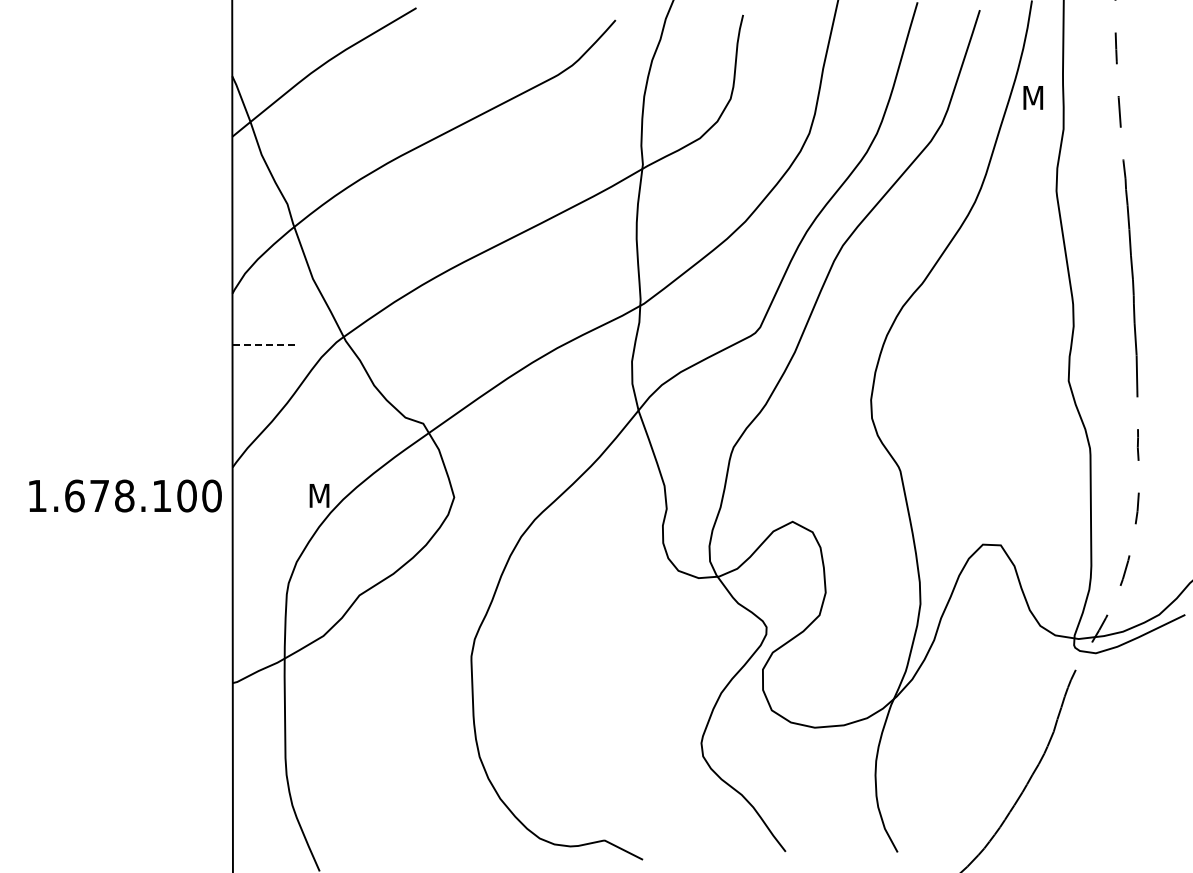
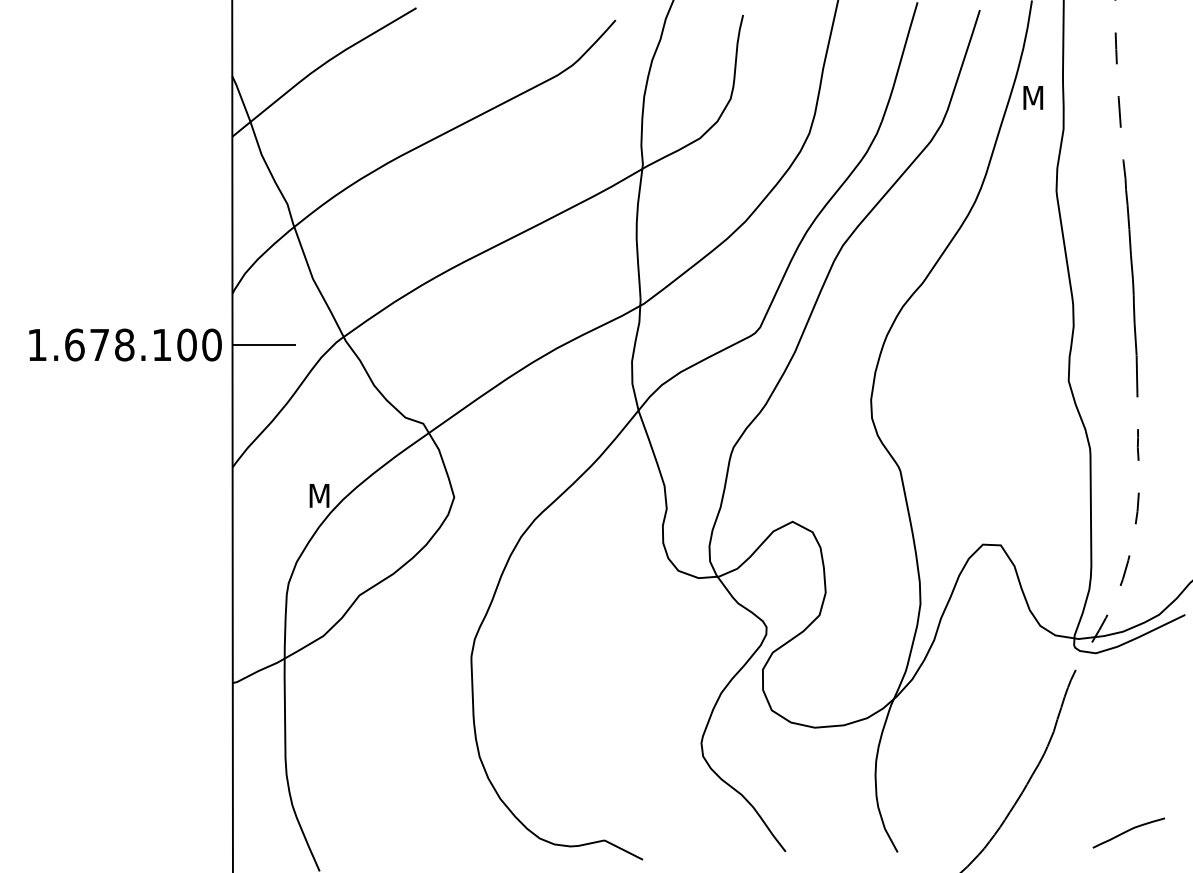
line: dashed -> solid (264, 345)
text position: (125, 495) -> (125, 344) (125, 344)
curve: none -> present (1128, 831)
